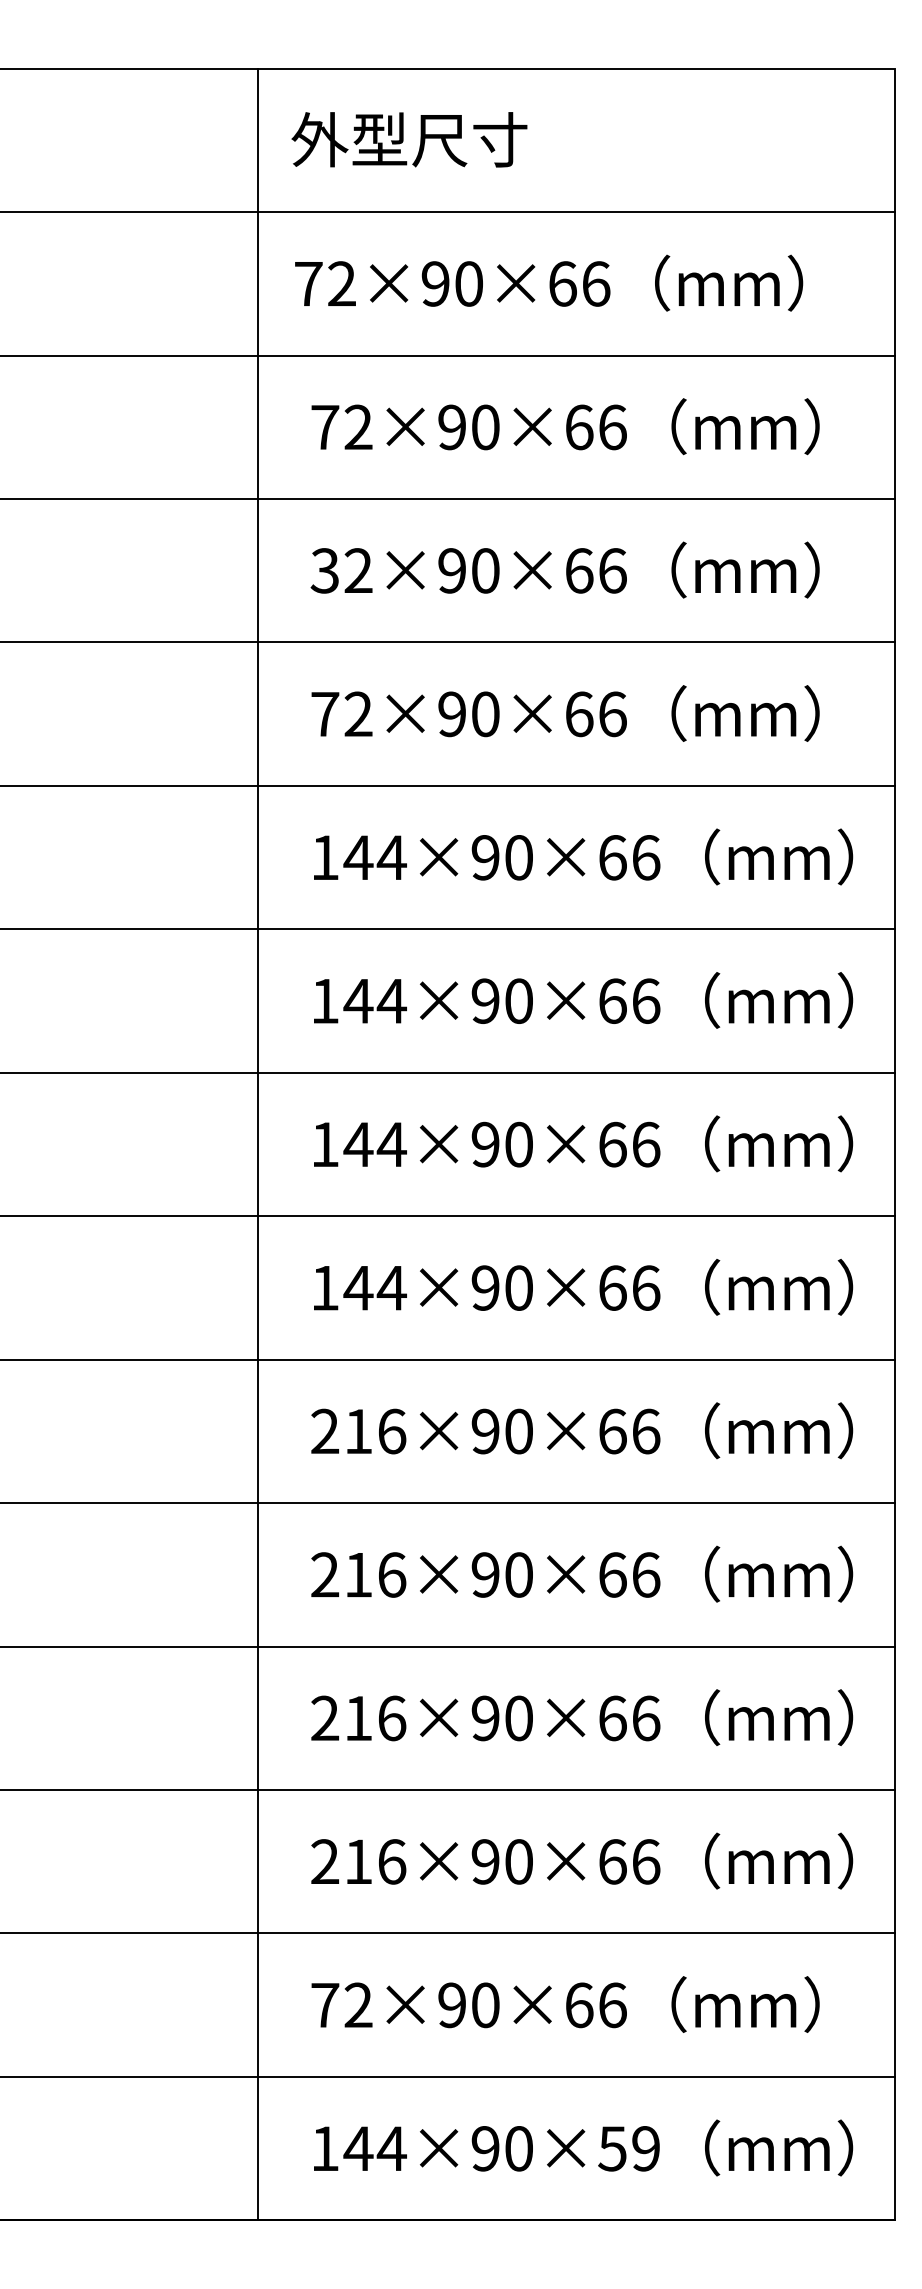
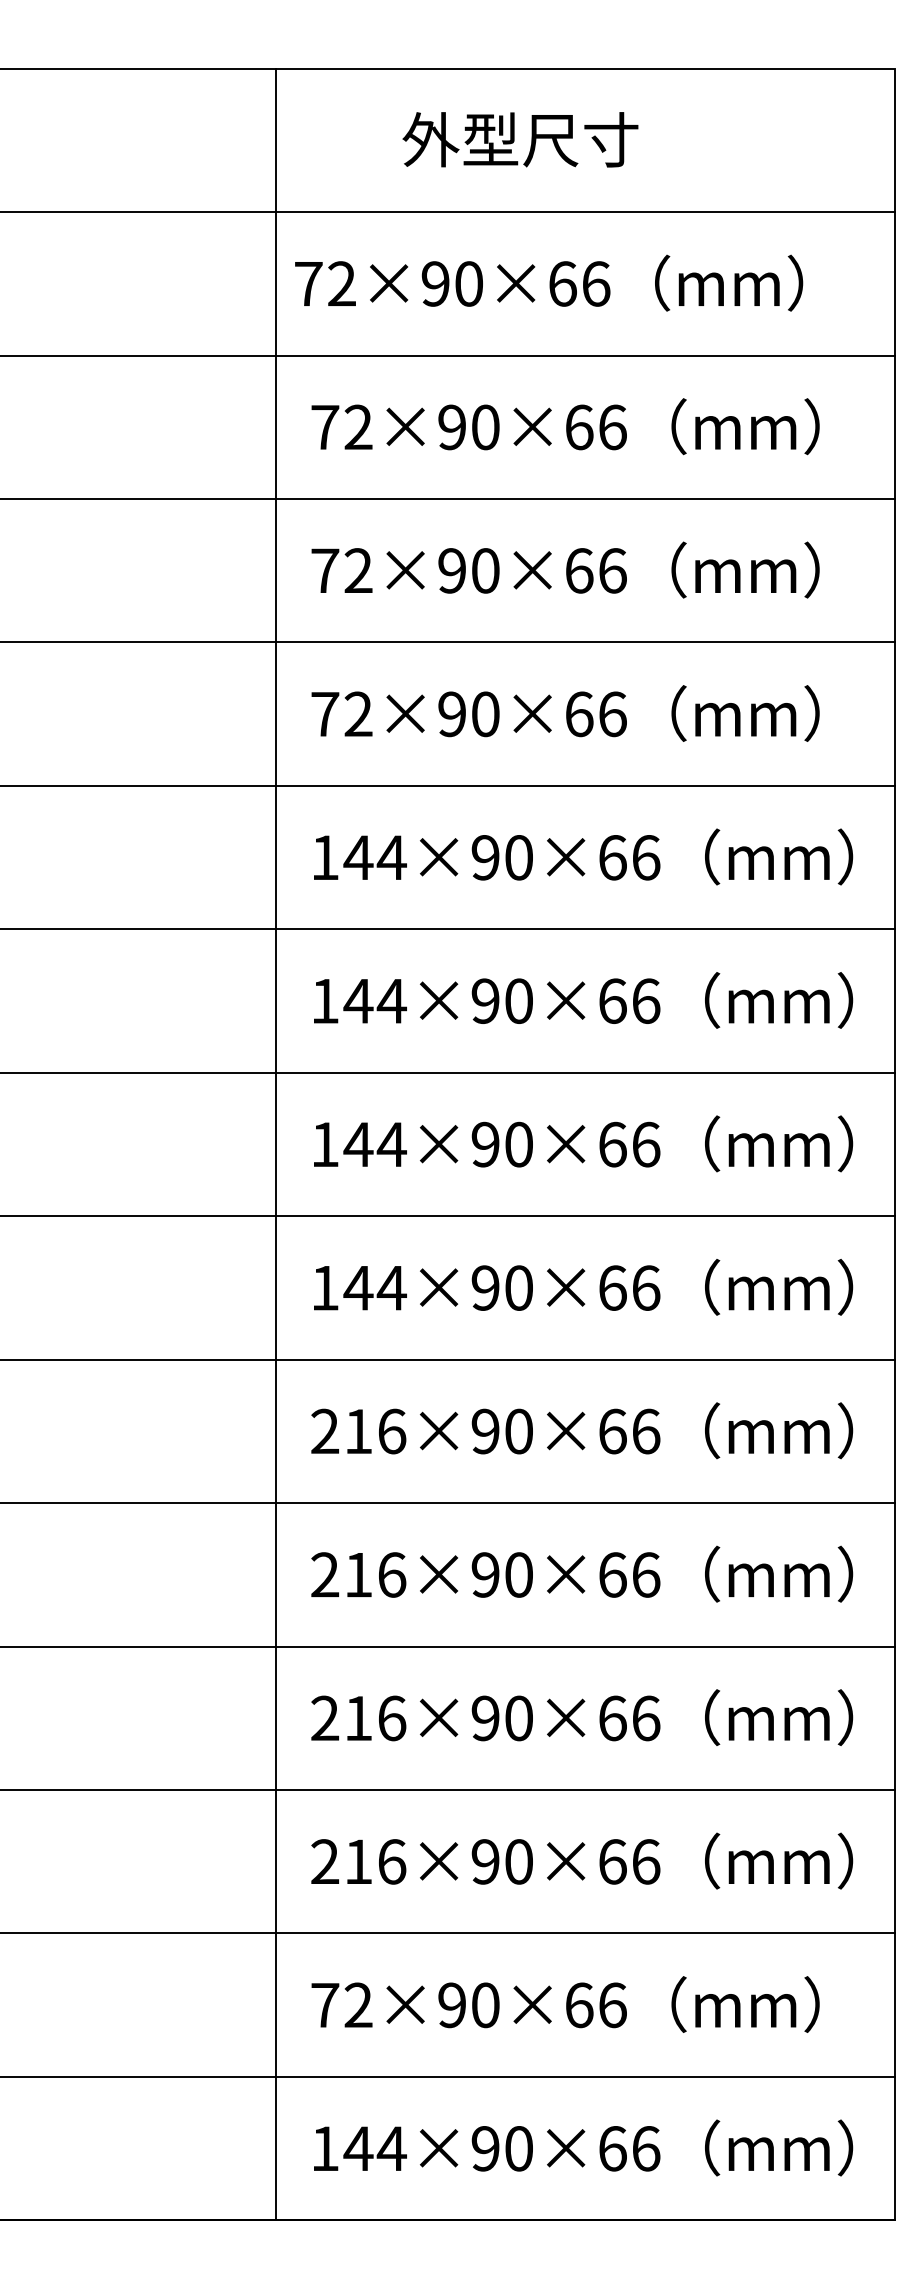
text position: (409, 139) -> (520, 139) (520, 139)
text: 32×90×66 -> 72×90×66 (324, 570)
line position: (258, 1144) -> (276, 1144) (276, 1144)
text: 144×90×59 -> 144×90×66 (629, 2148)
